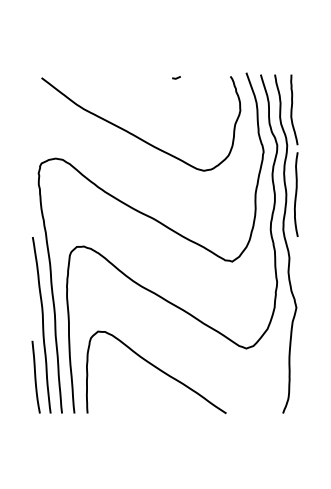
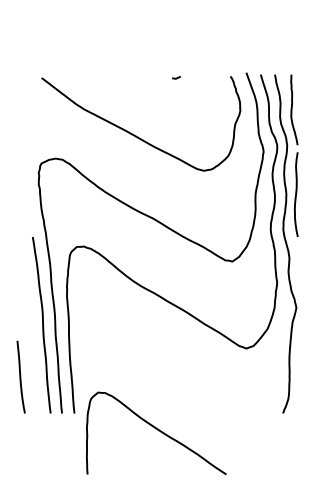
curve position: (157, 369) -> (157, 430) (157, 430)
curve position: (35, 376) -> (20, 376) (20, 376)
